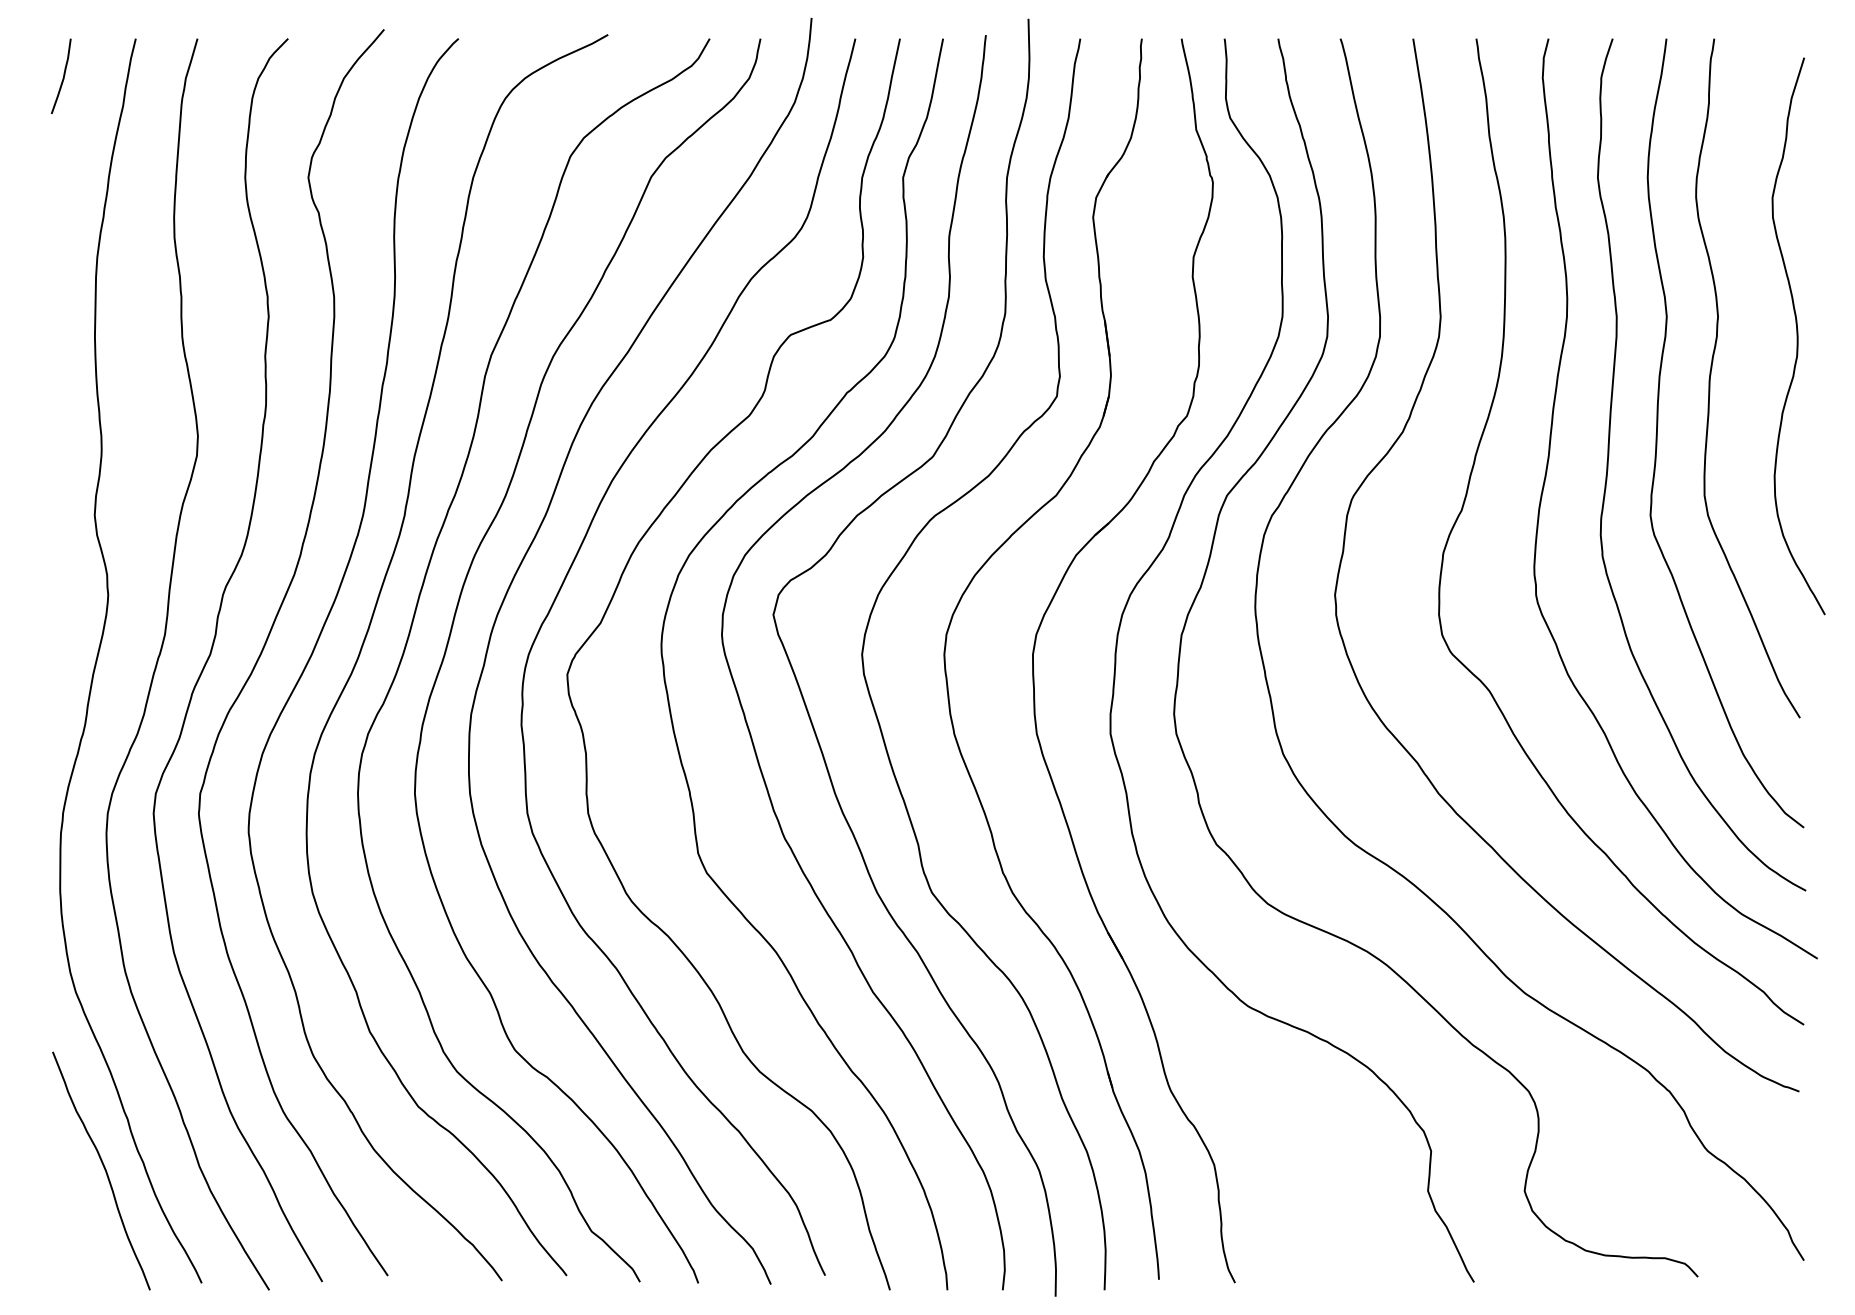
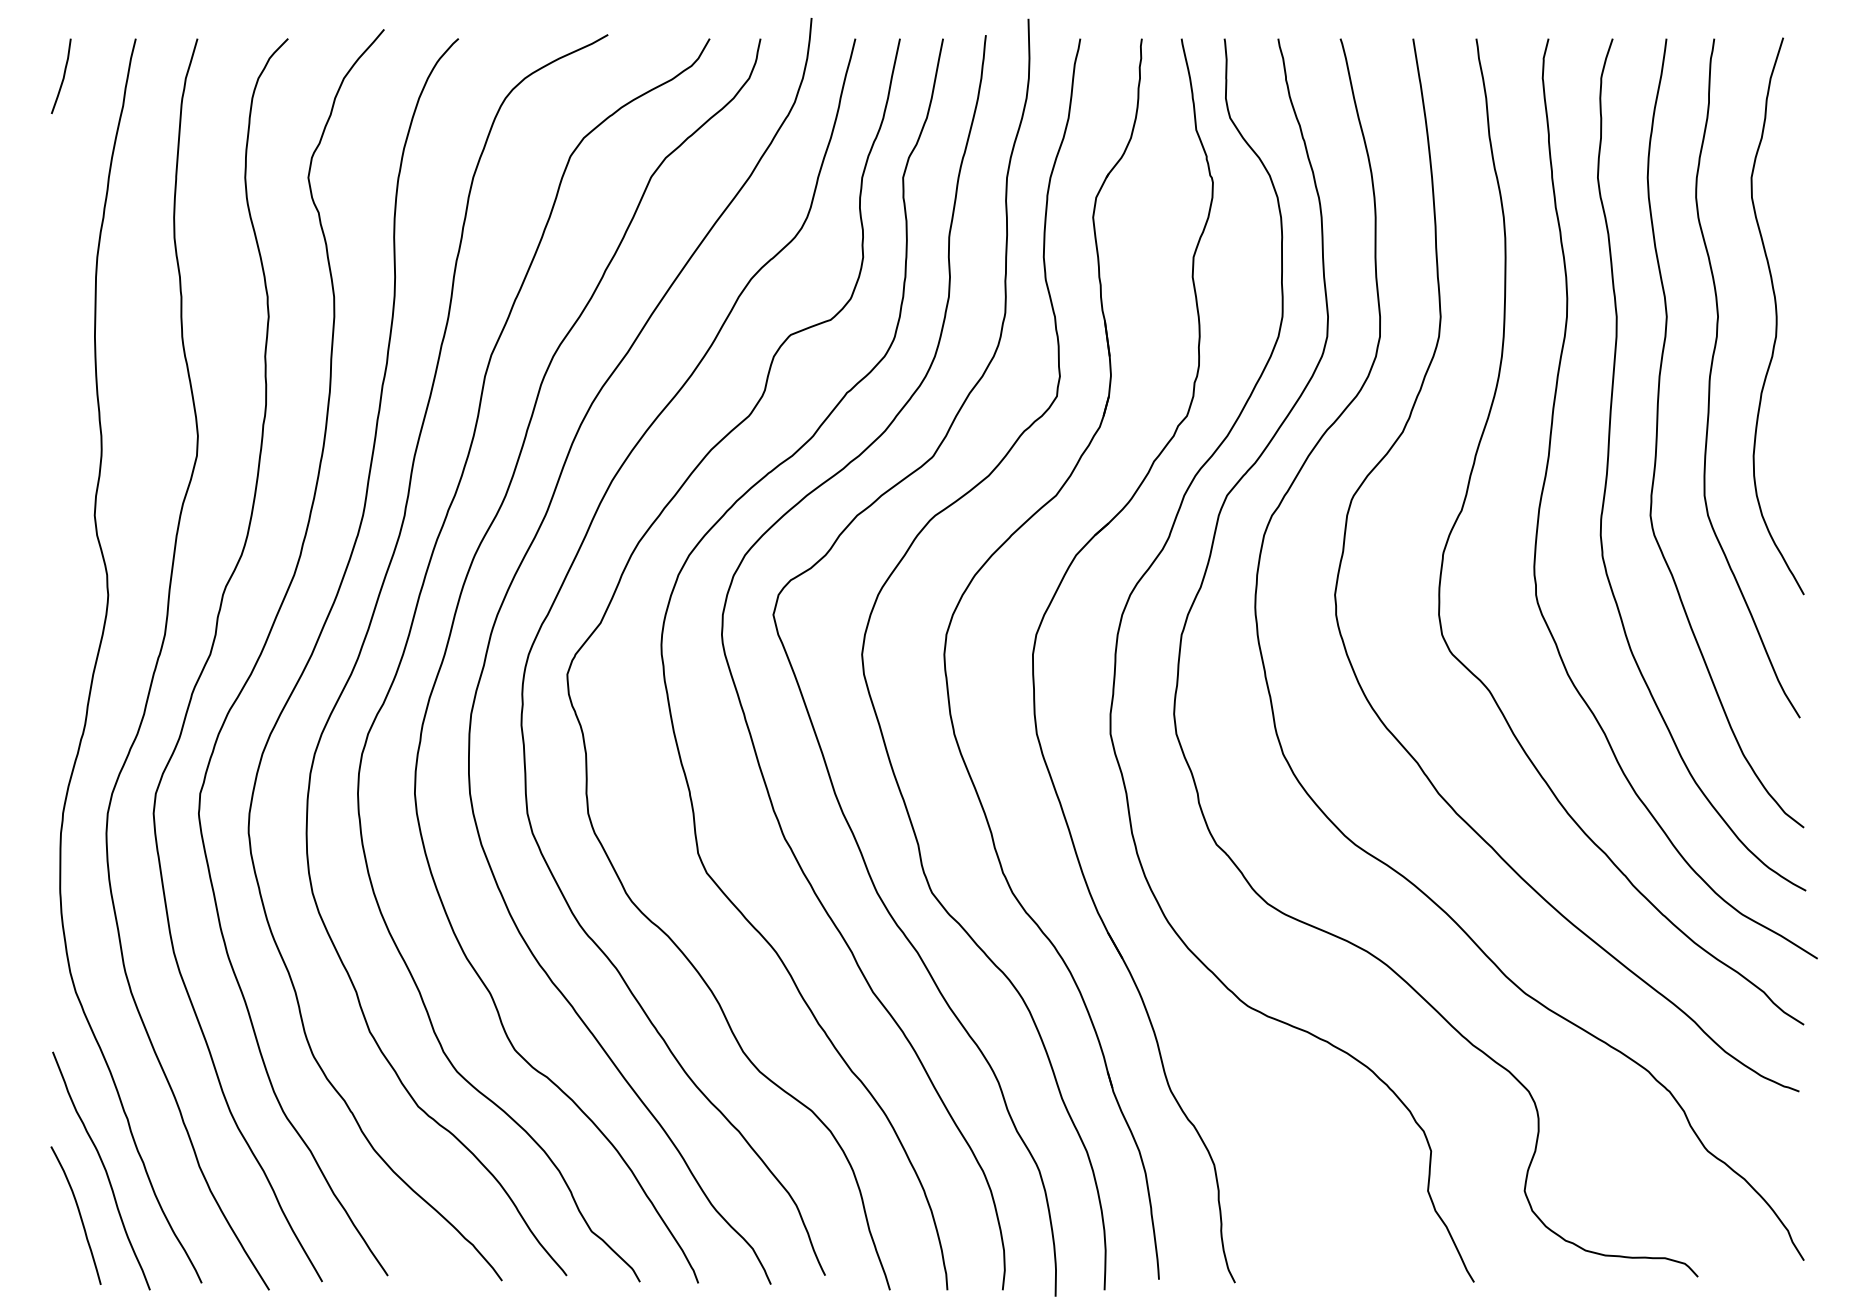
curve position: (1798, 336) -> (1777, 316) (1777, 316)
curve: none -> present (78, 1213)
